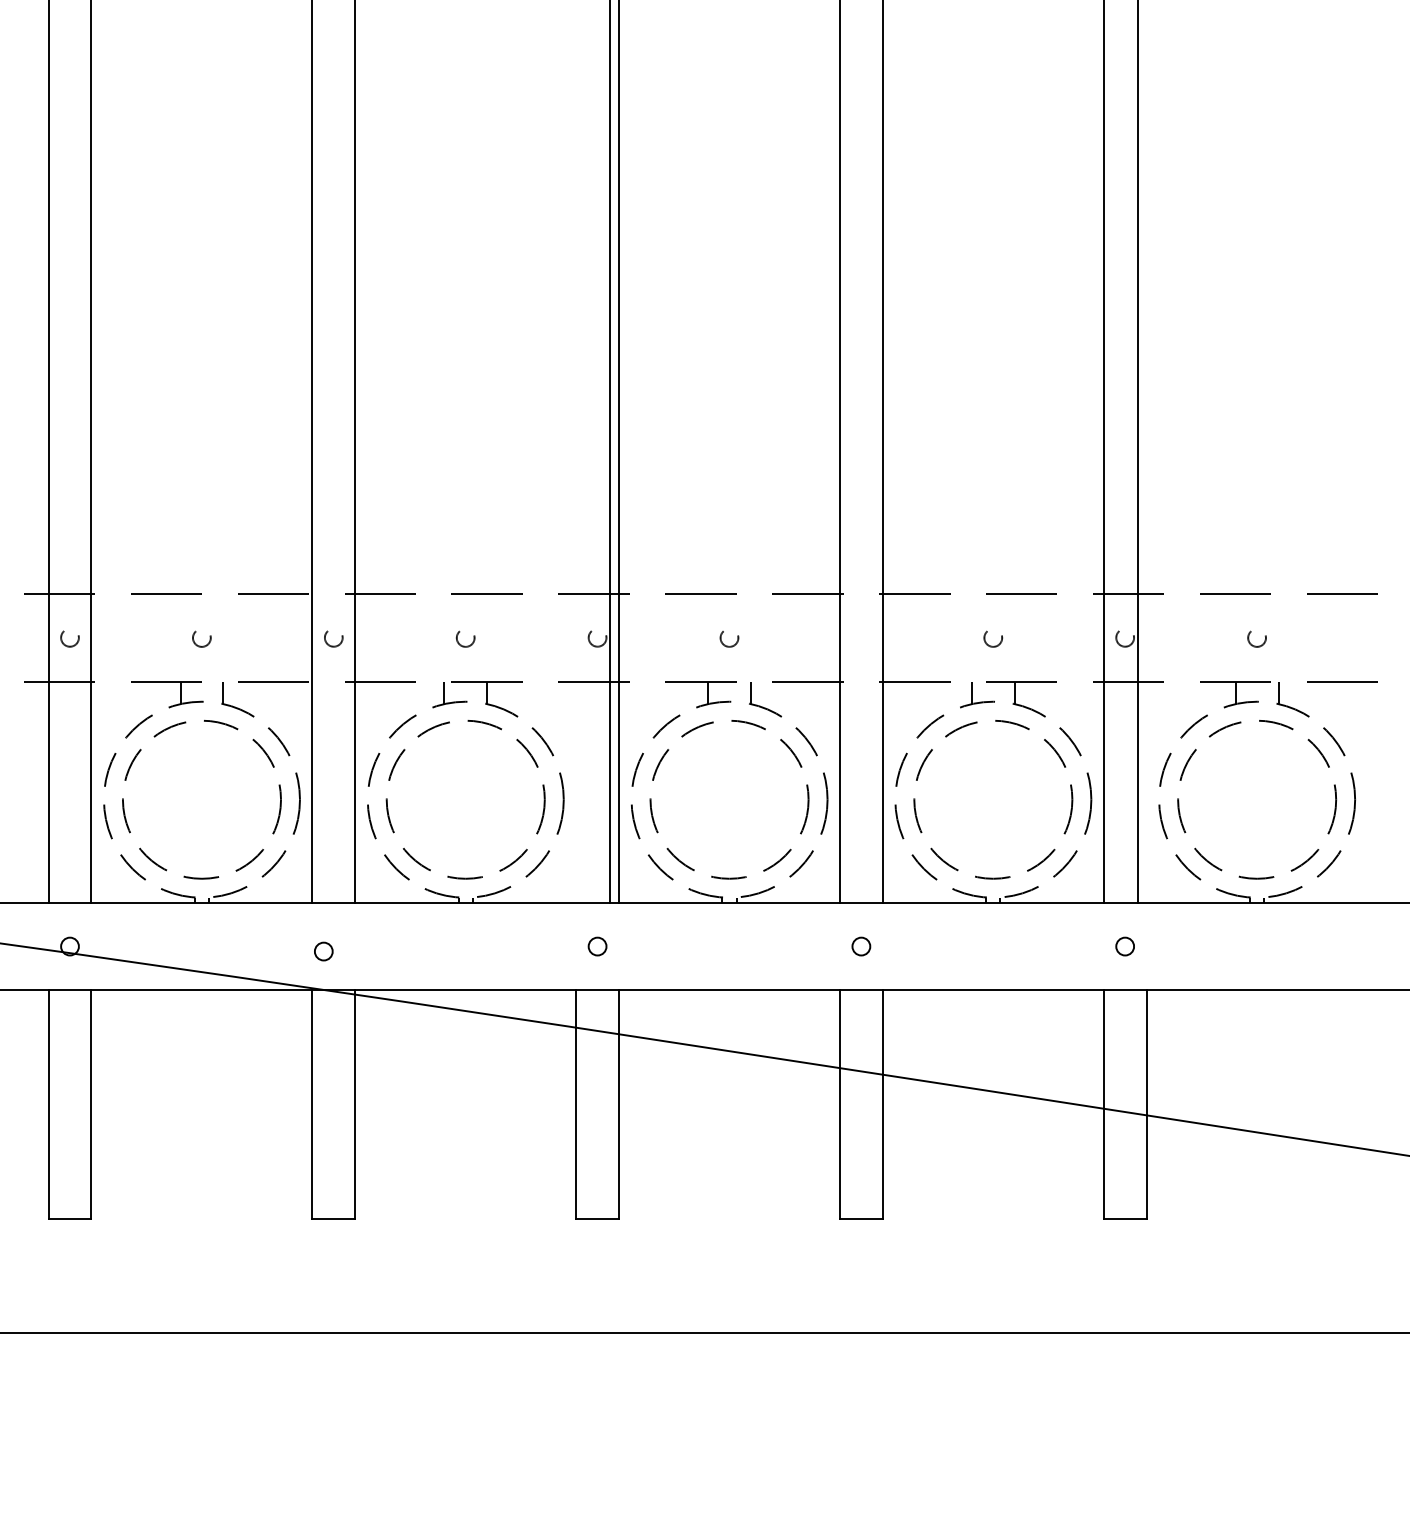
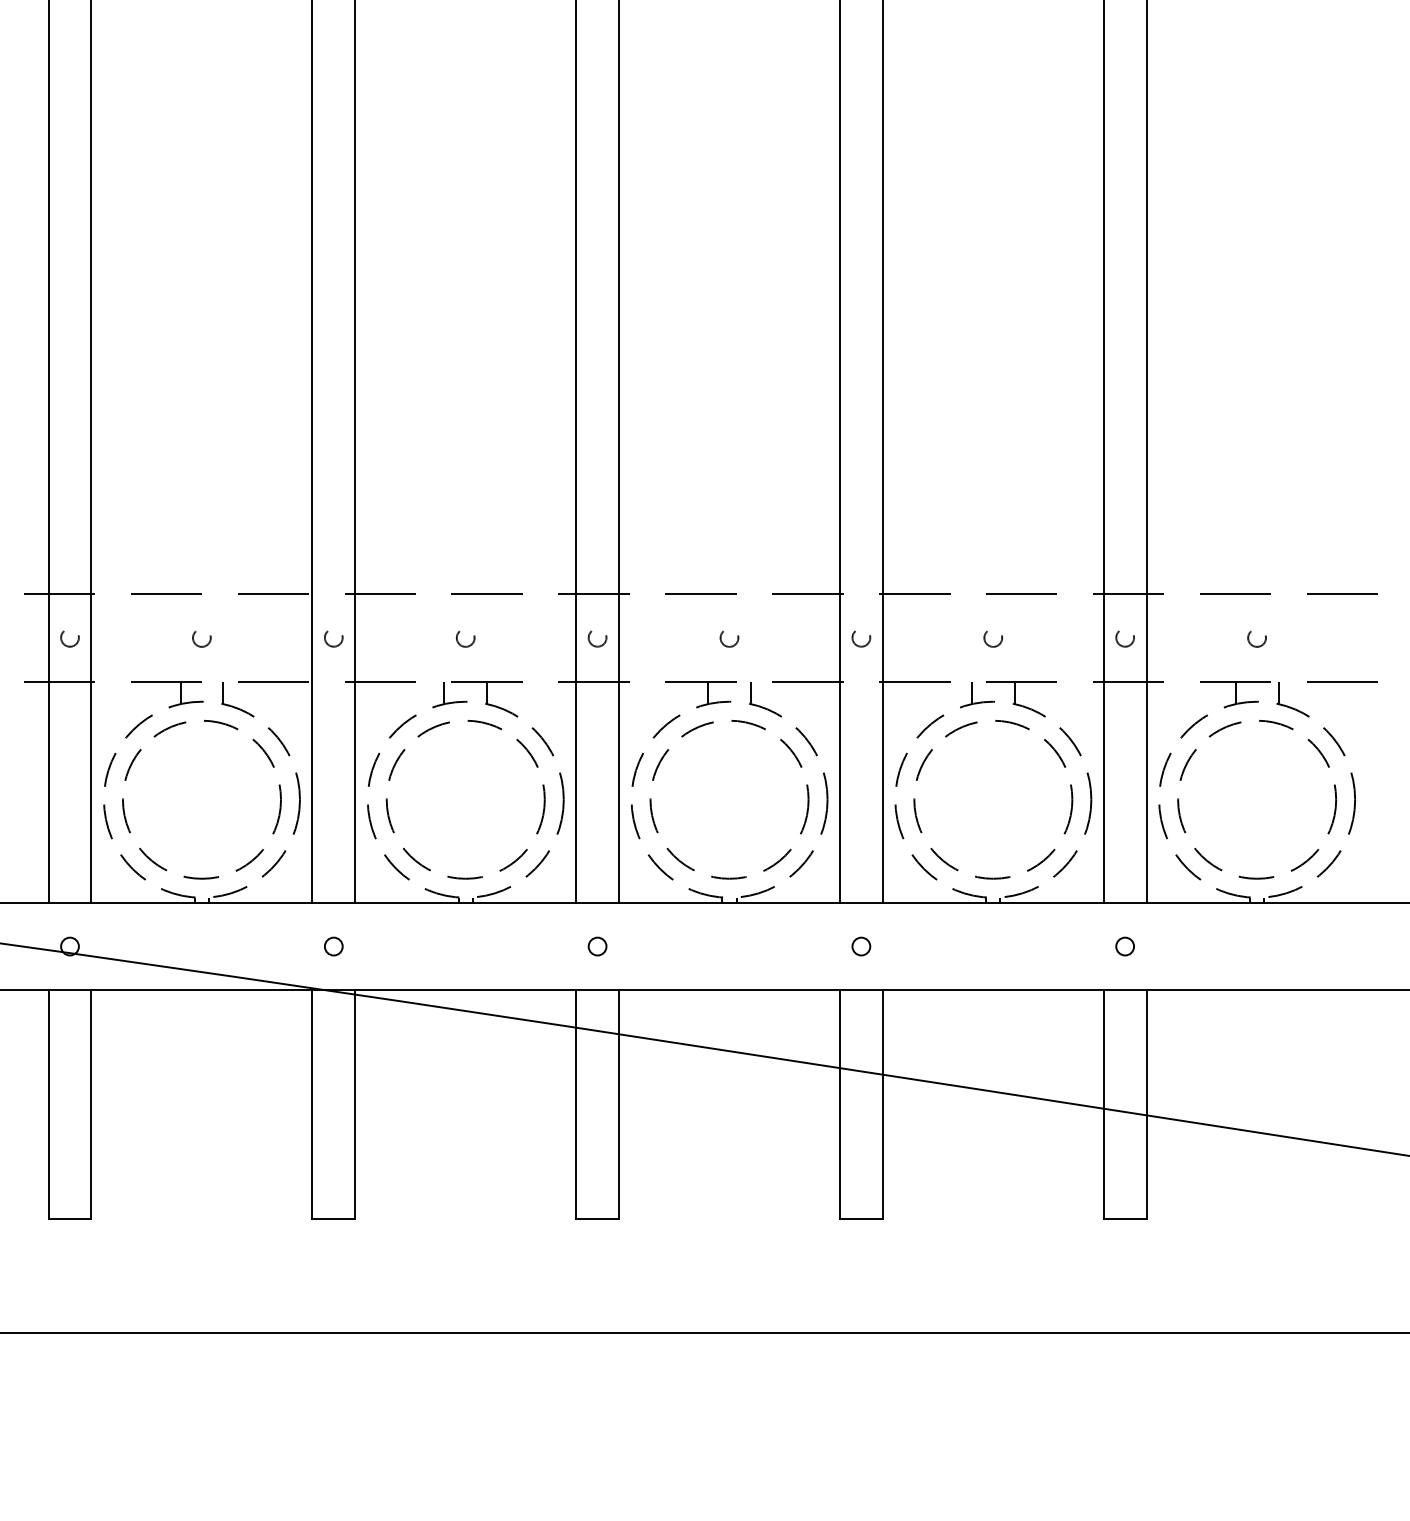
line position: (610, 452) -> (576, 452) (576, 452)
line position: (1137, 452) -> (1146, 452) (1146, 452)
circle: none -> present (861, 638)
circle position: (323, 951) -> (333, 946) (333, 946)
